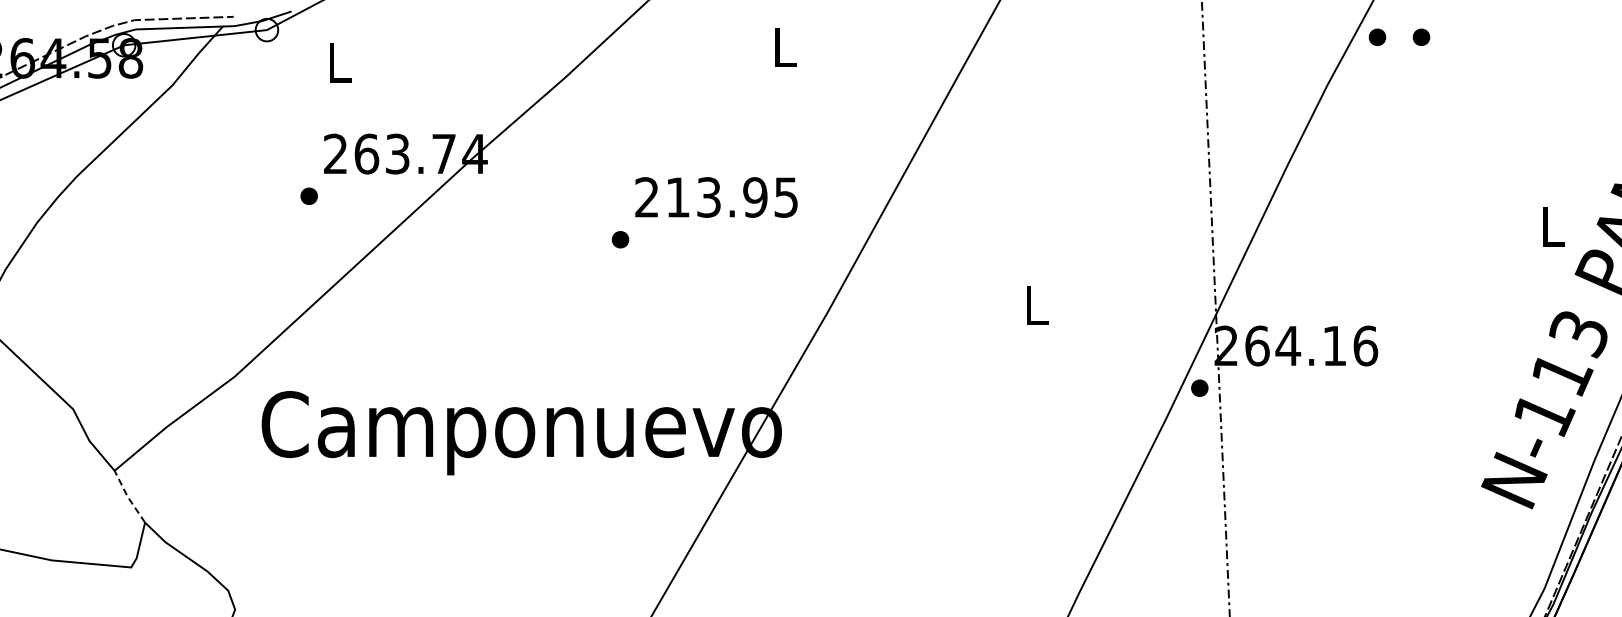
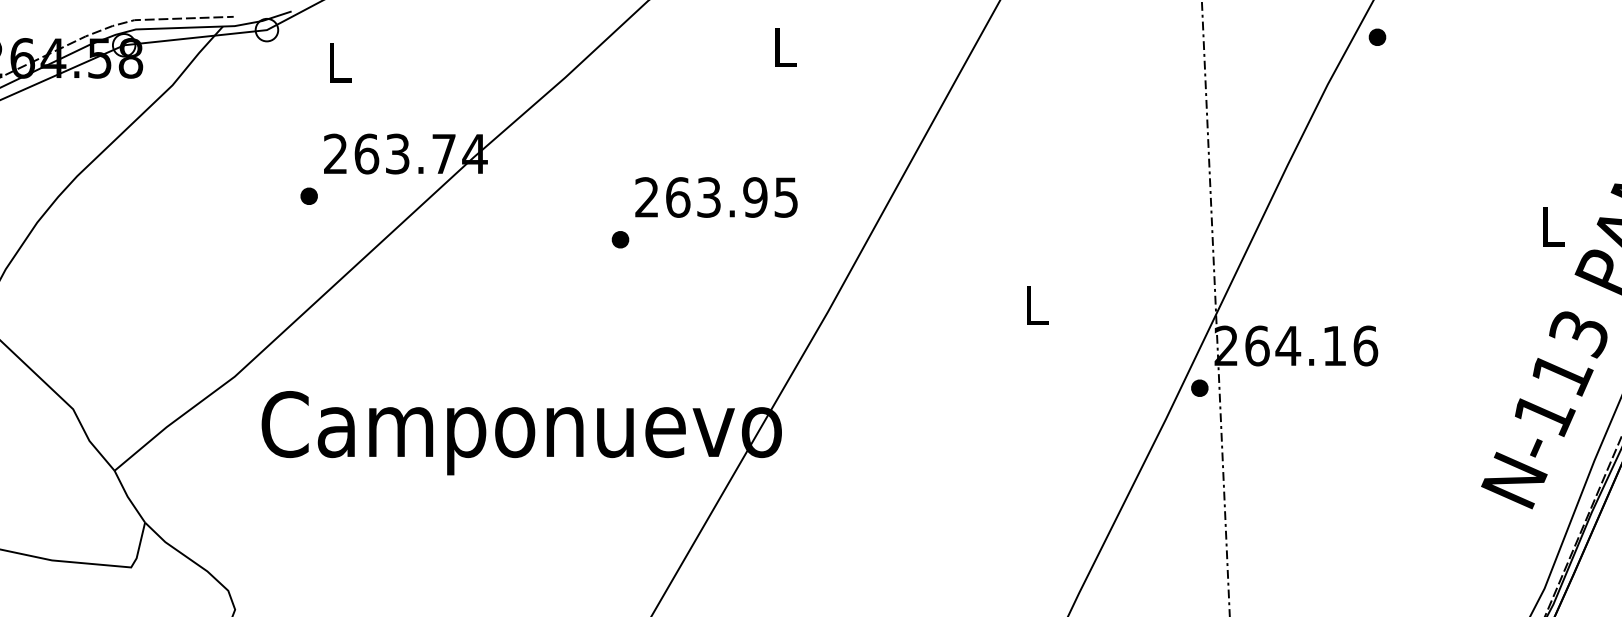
part: present -> none (1421, 36)
text: 213.95 -> 263.95 (678, 197)
line: dashed -> solid (127, 496)
